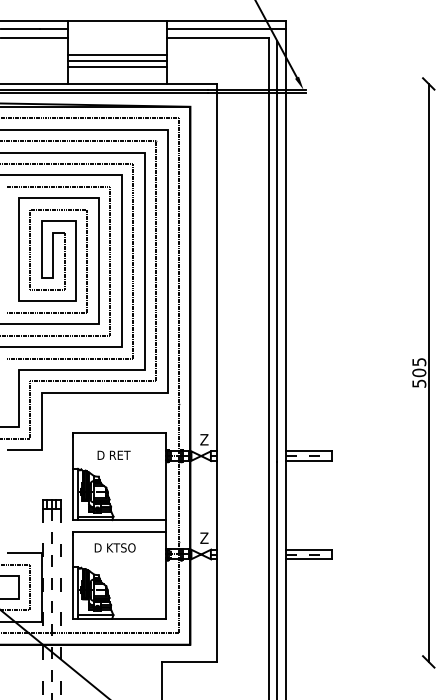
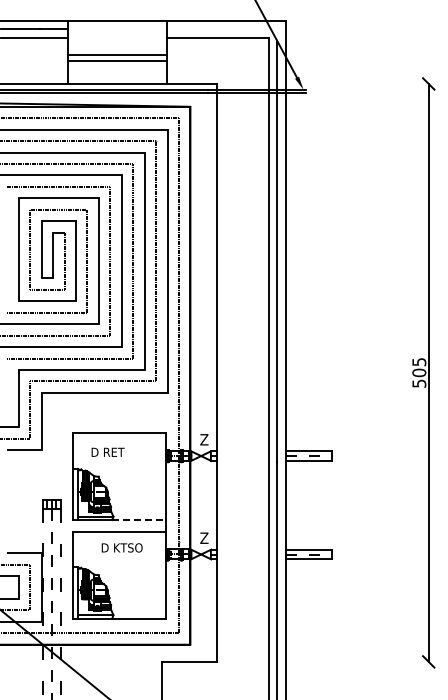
line: present -> none (226, 29)
line: present -> none (117, 66)
text position: (113, 454) -> (107, 451) (107, 451)
line: solid -> dashed (139, 520)
text position: (114, 547) -> (121, 547) (121, 547)
